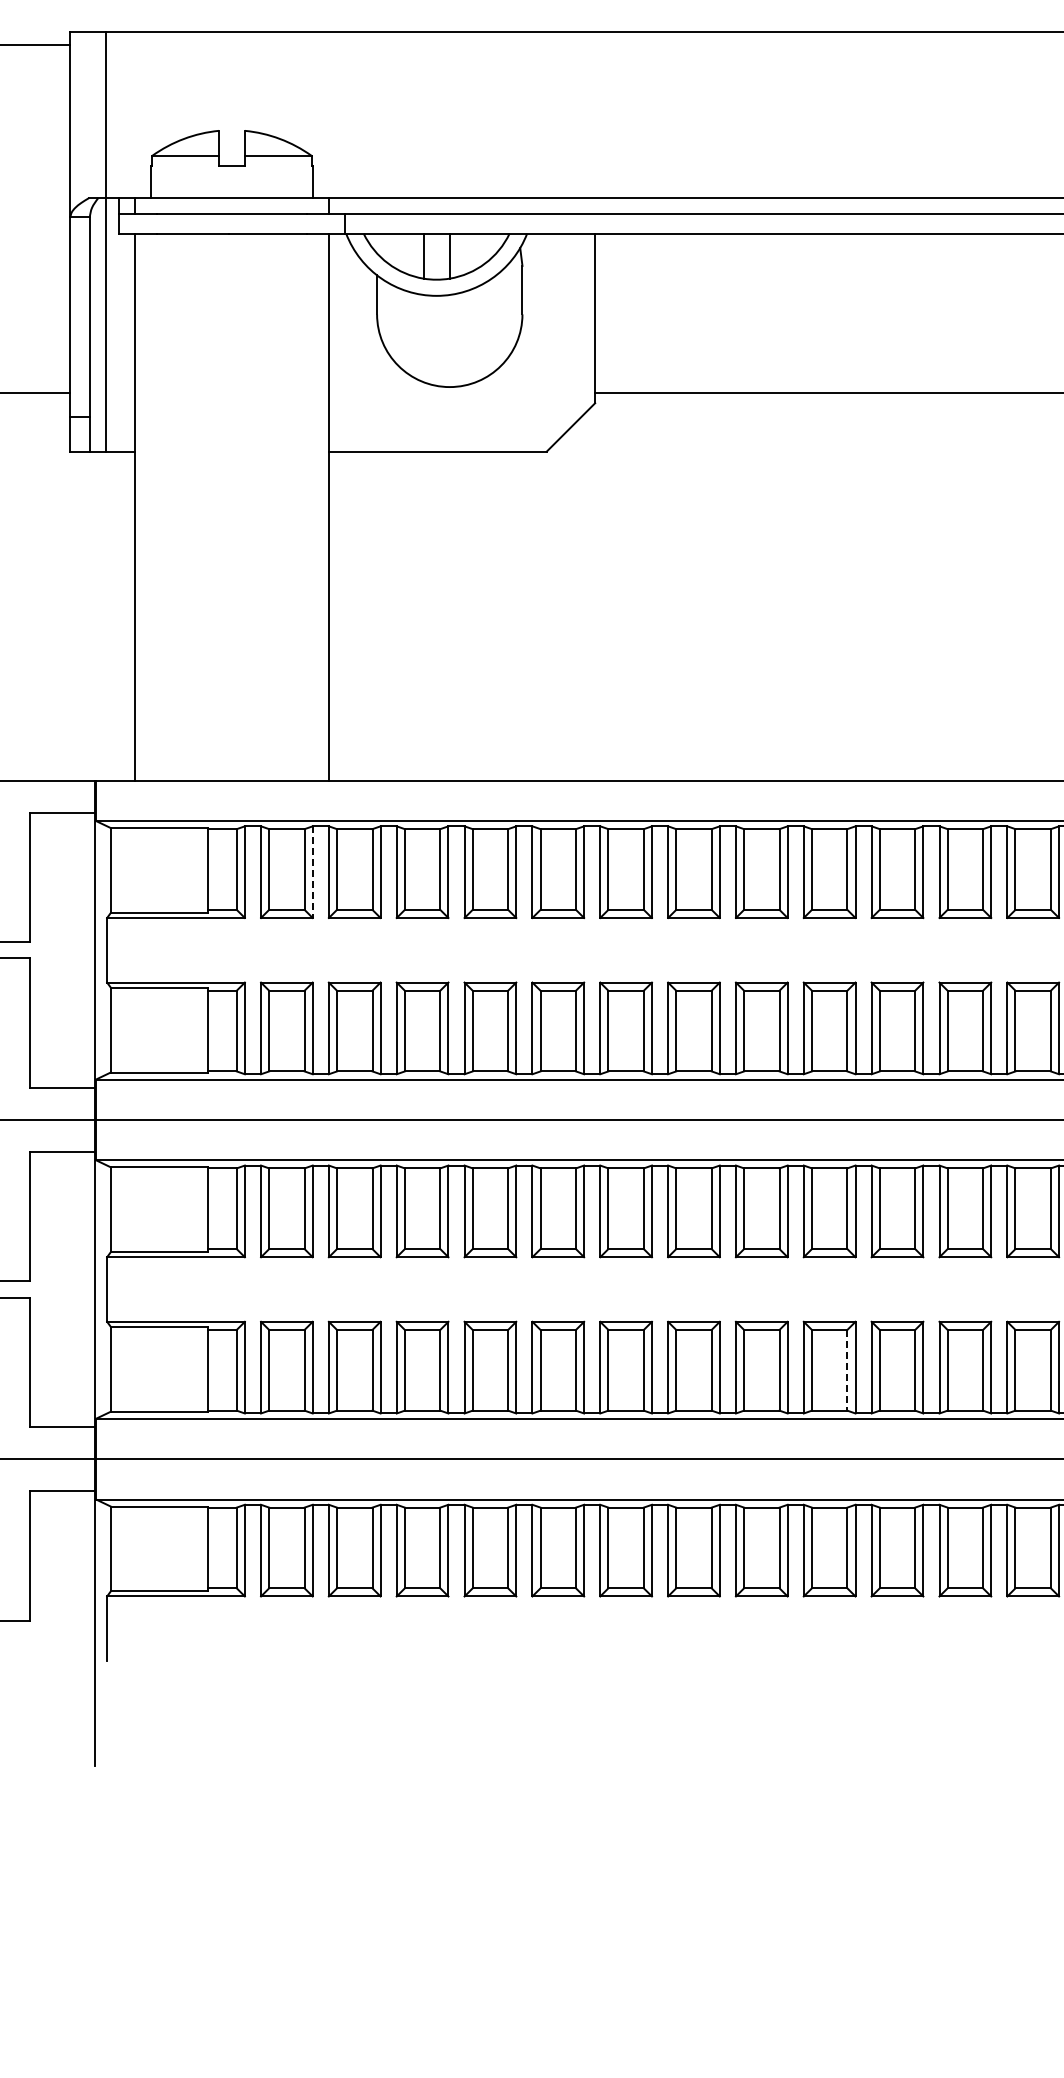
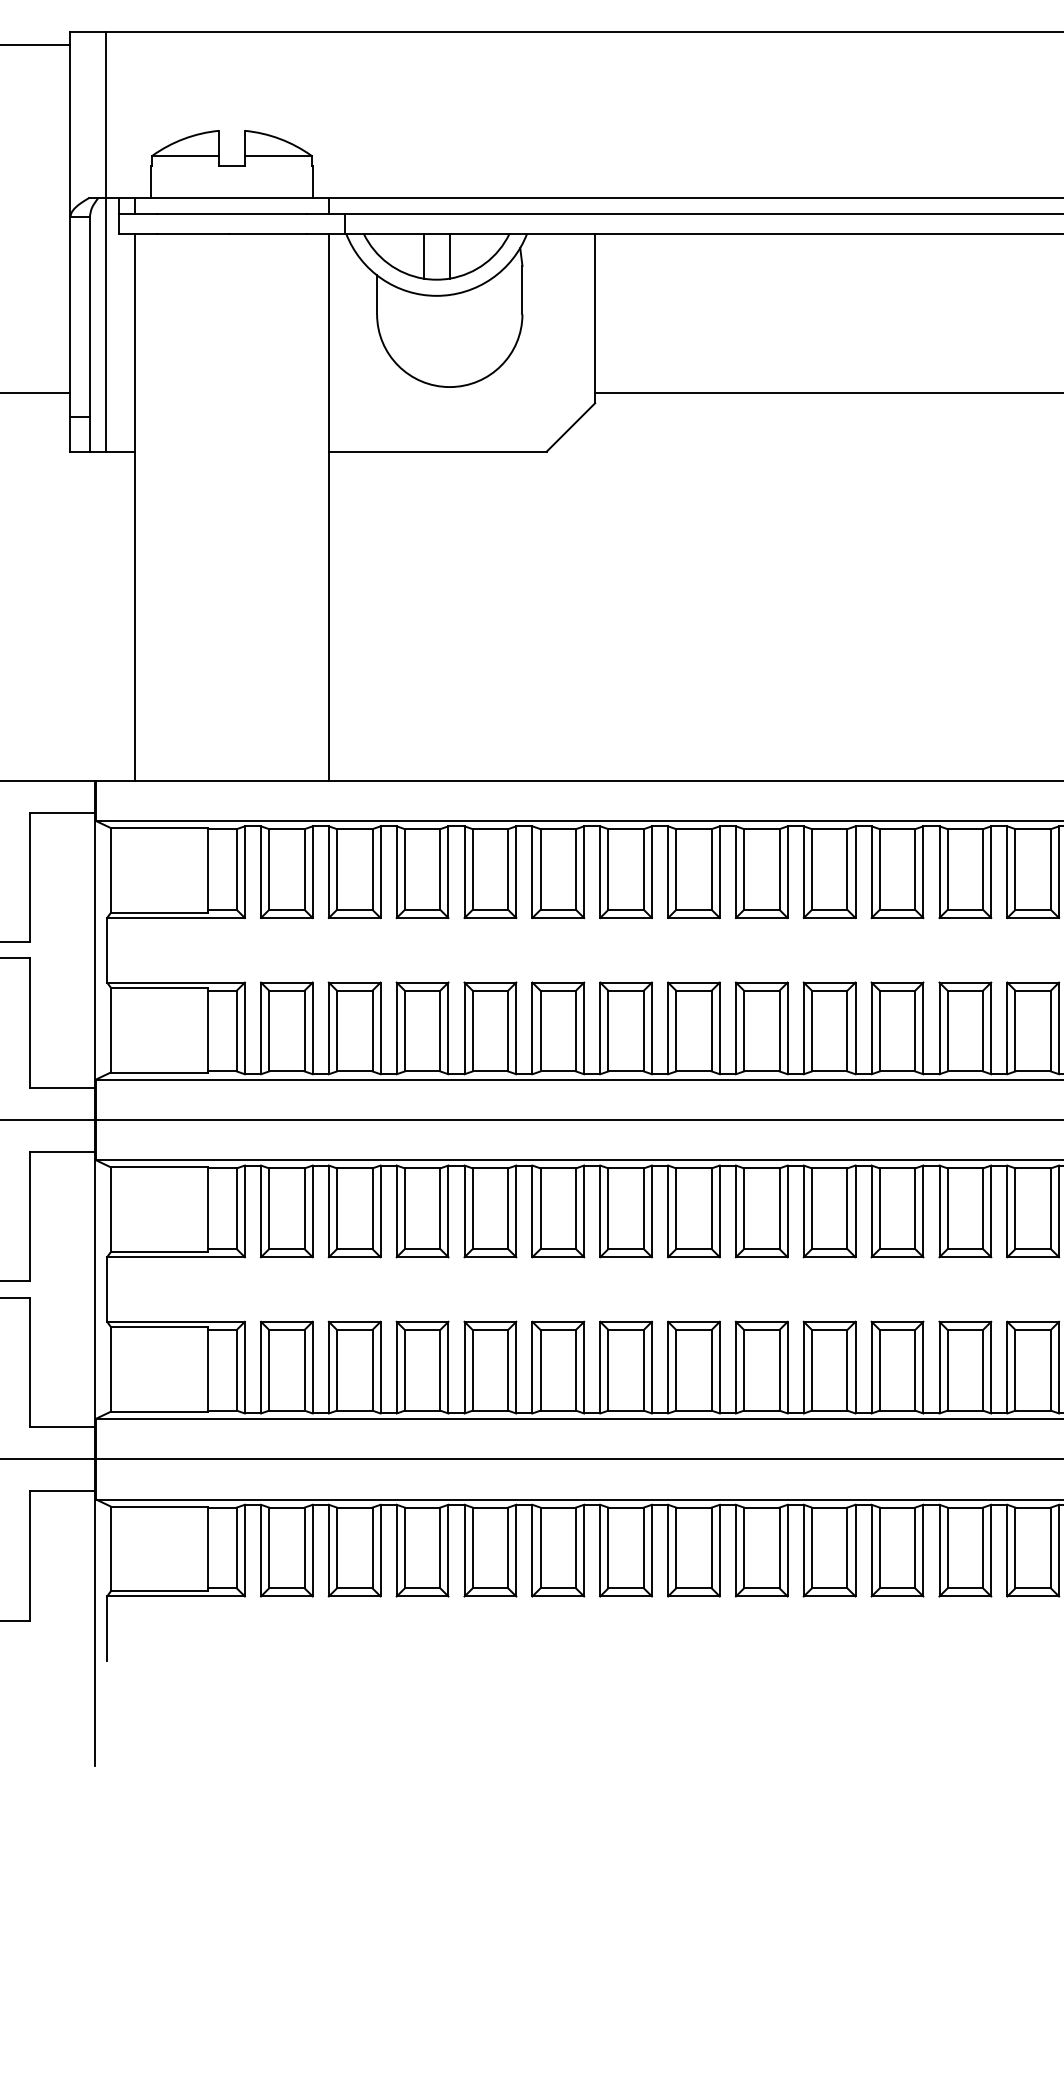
line: dashed -> solid (312, 872)
line: dashed -> solid (847, 1370)
